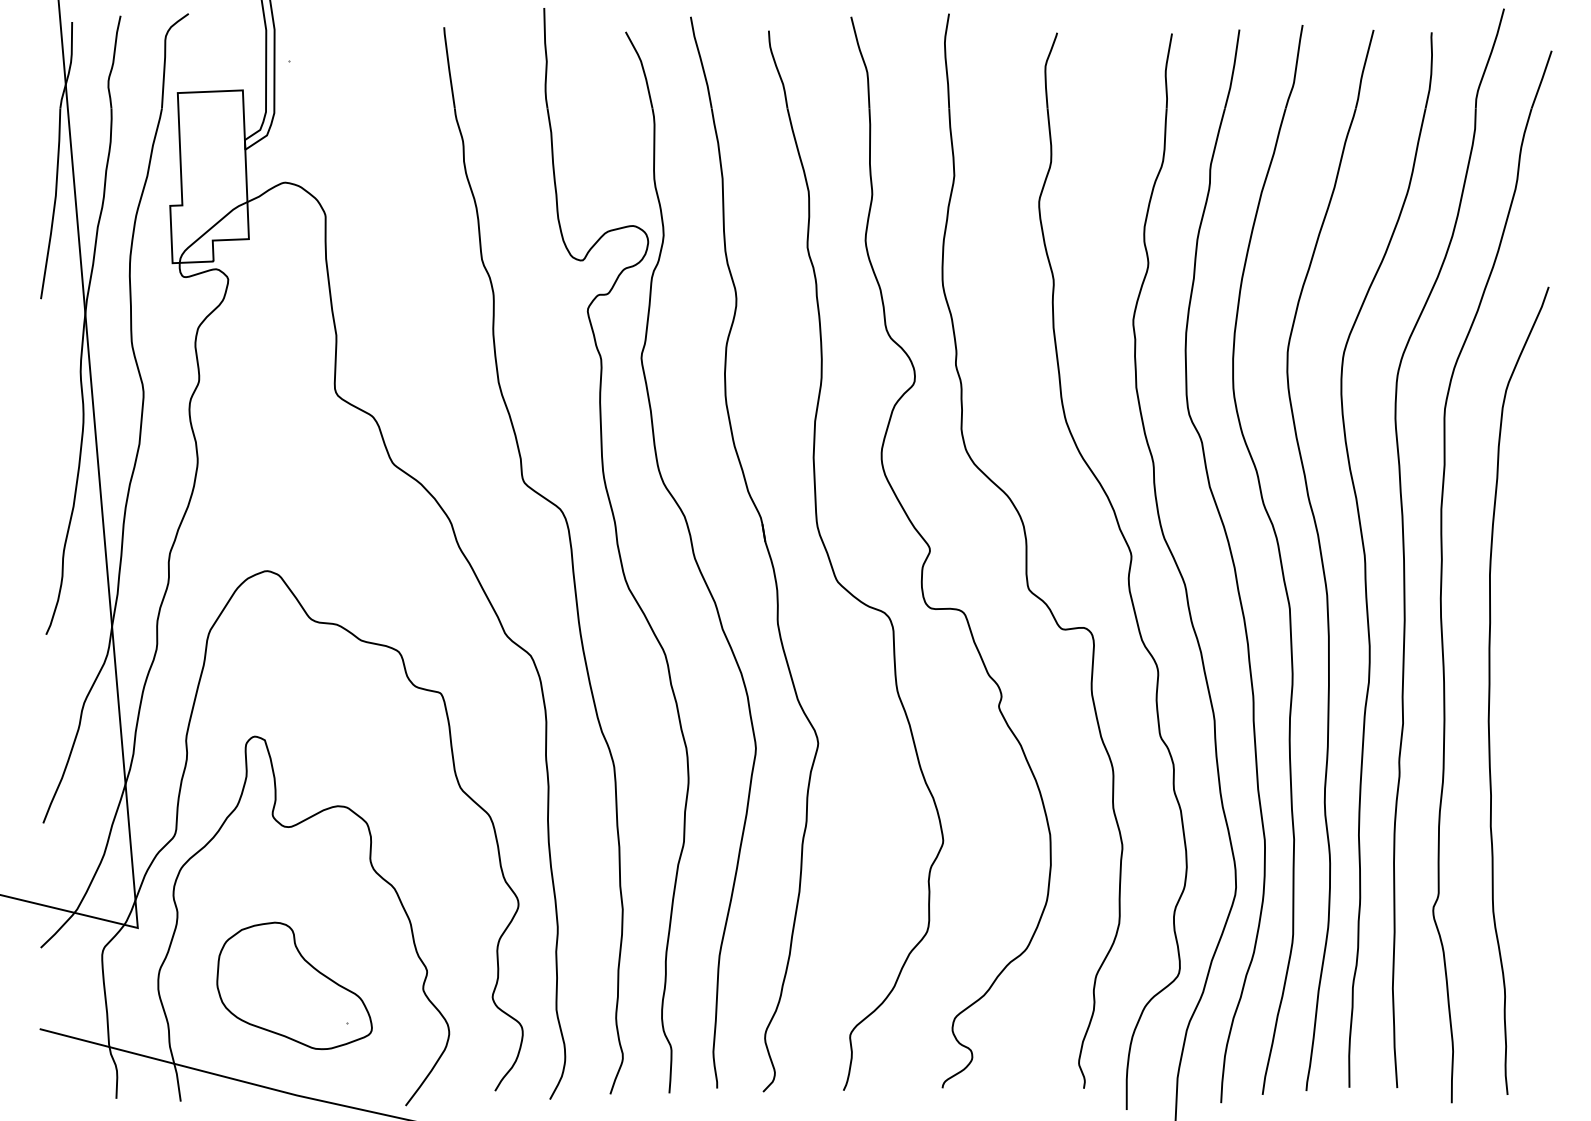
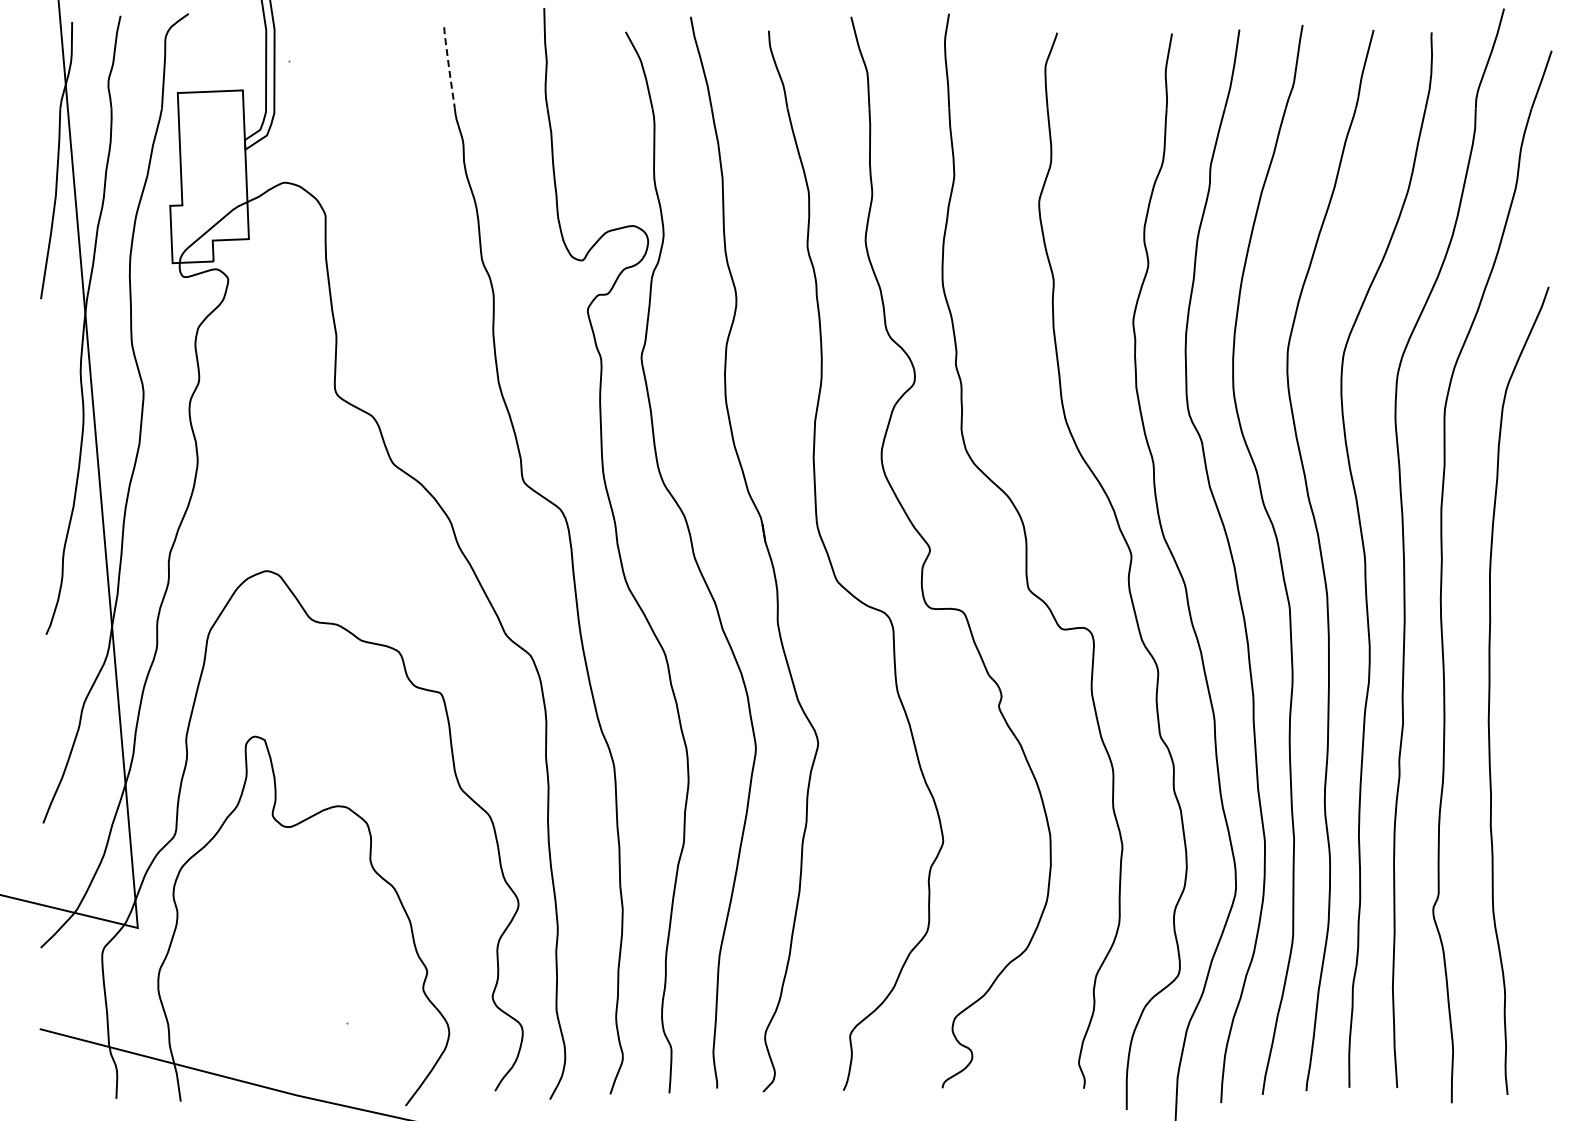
line: solid -> dashed (449, 68)
part: present -> none (294, 985)
